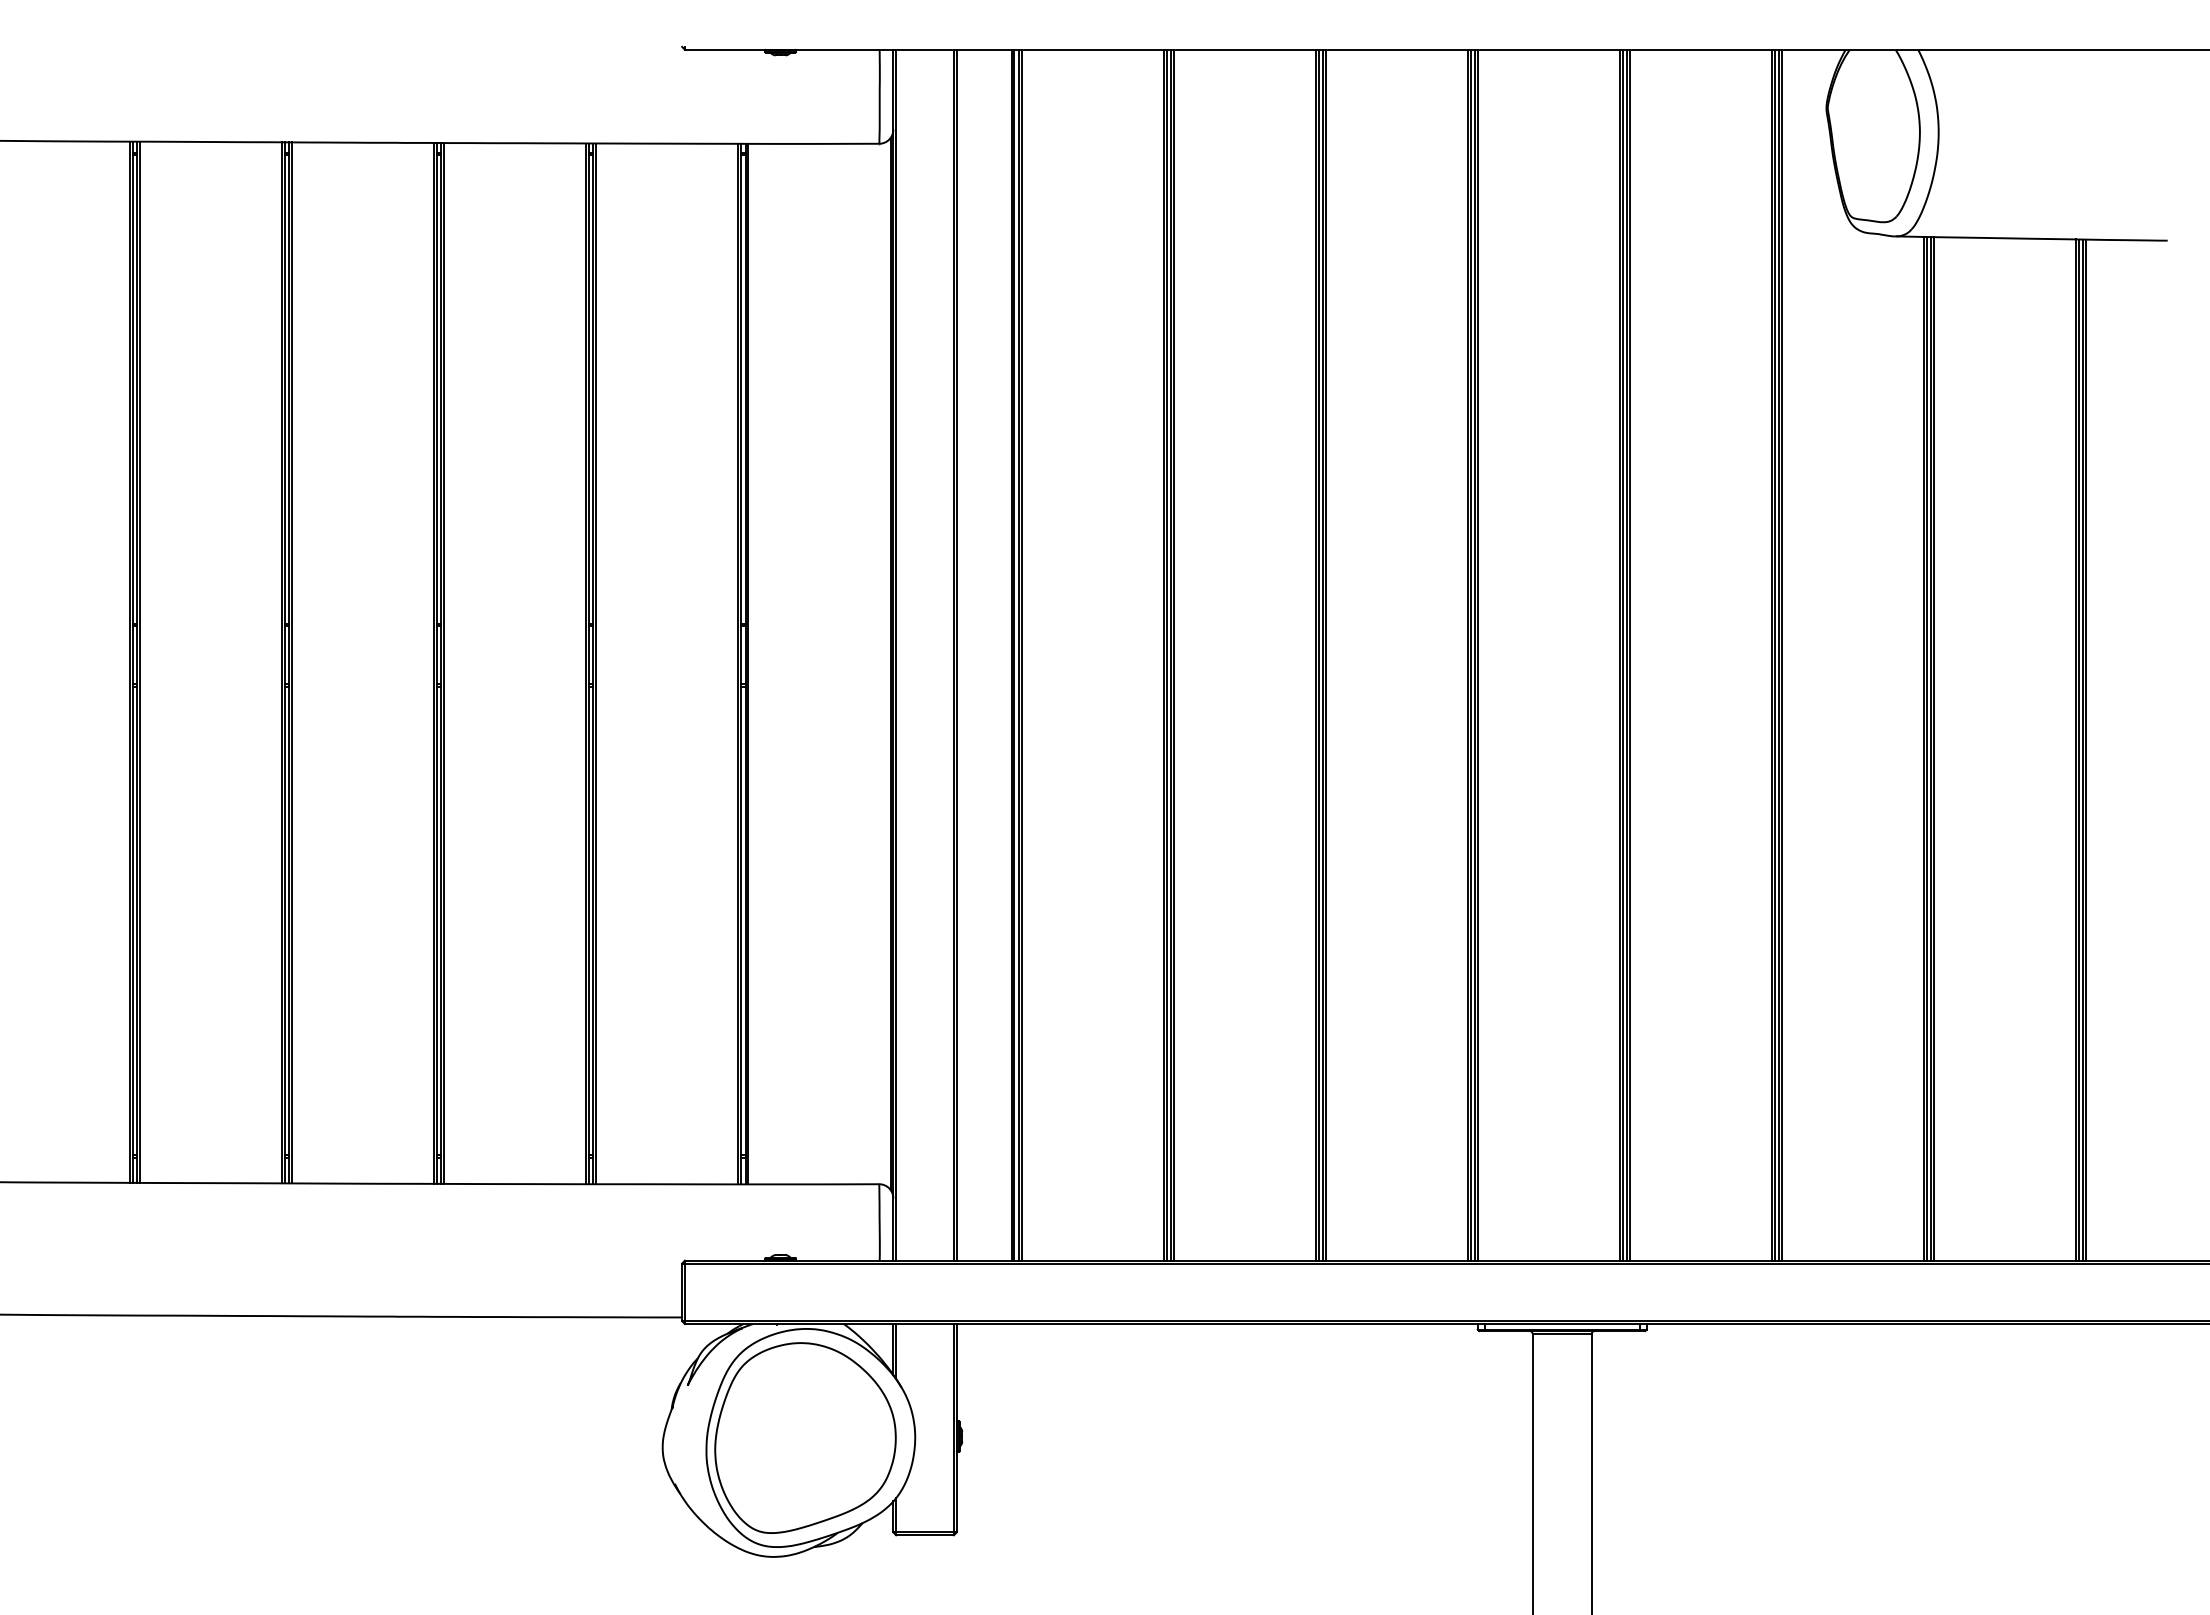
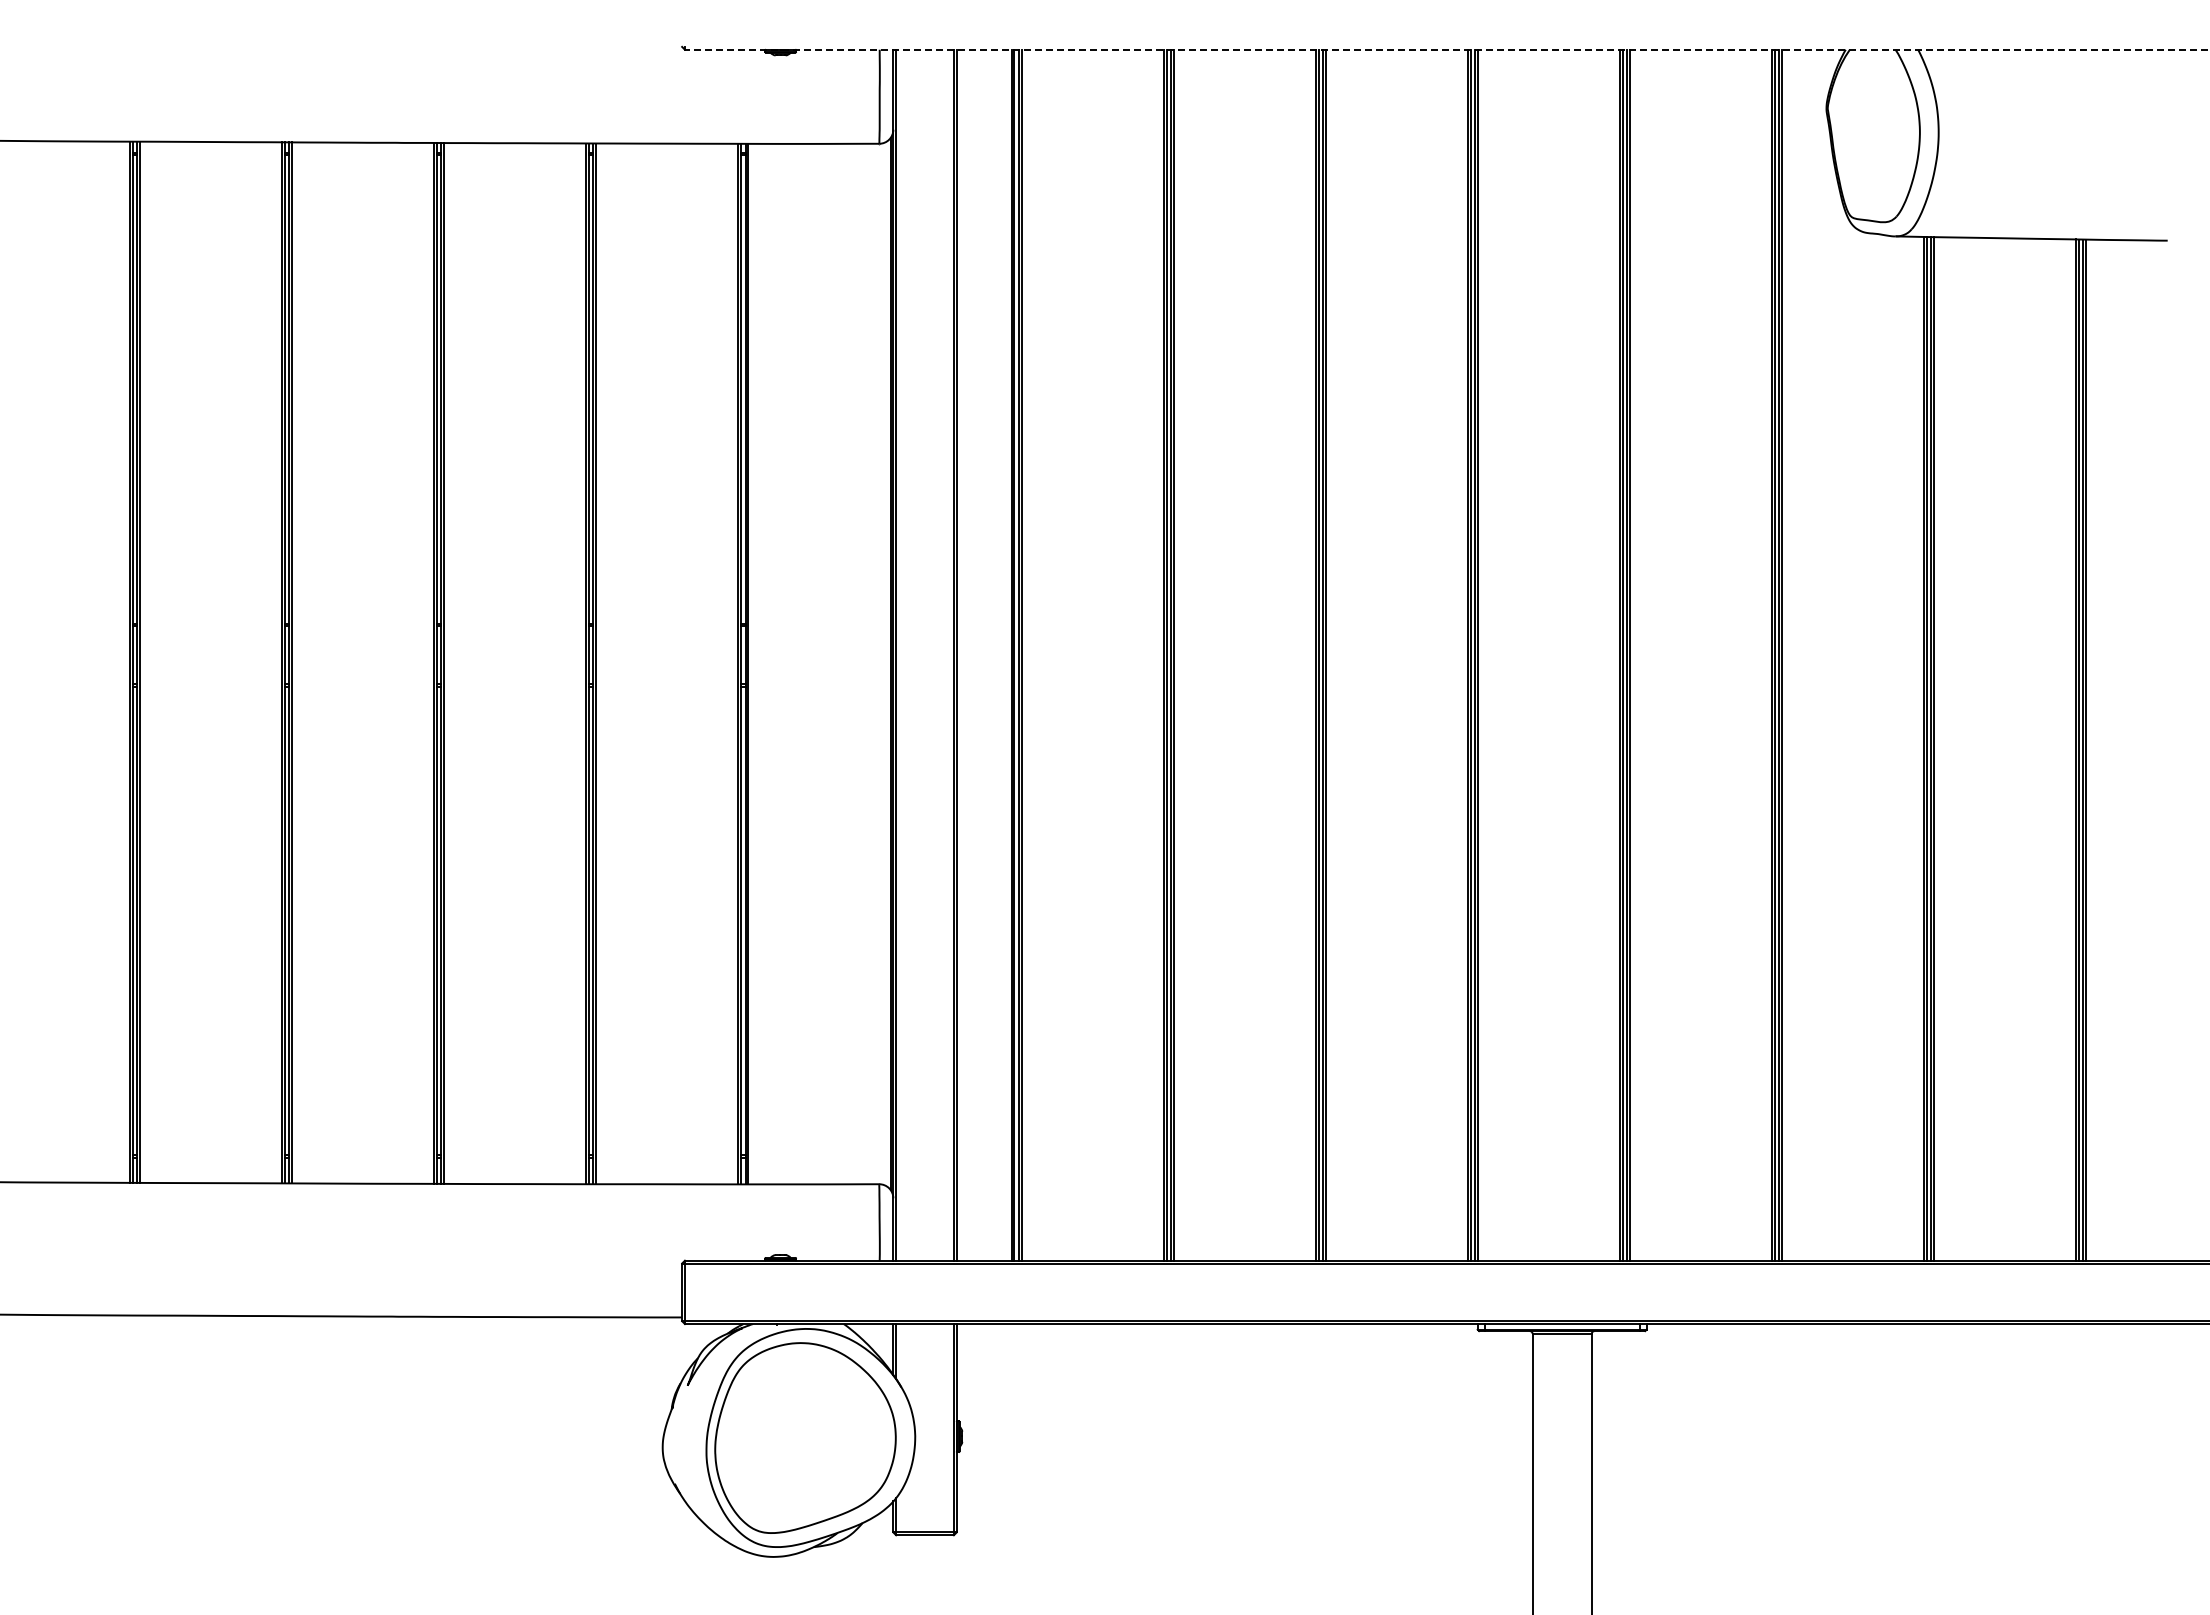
line: solid -> dashed (1446, 49)
